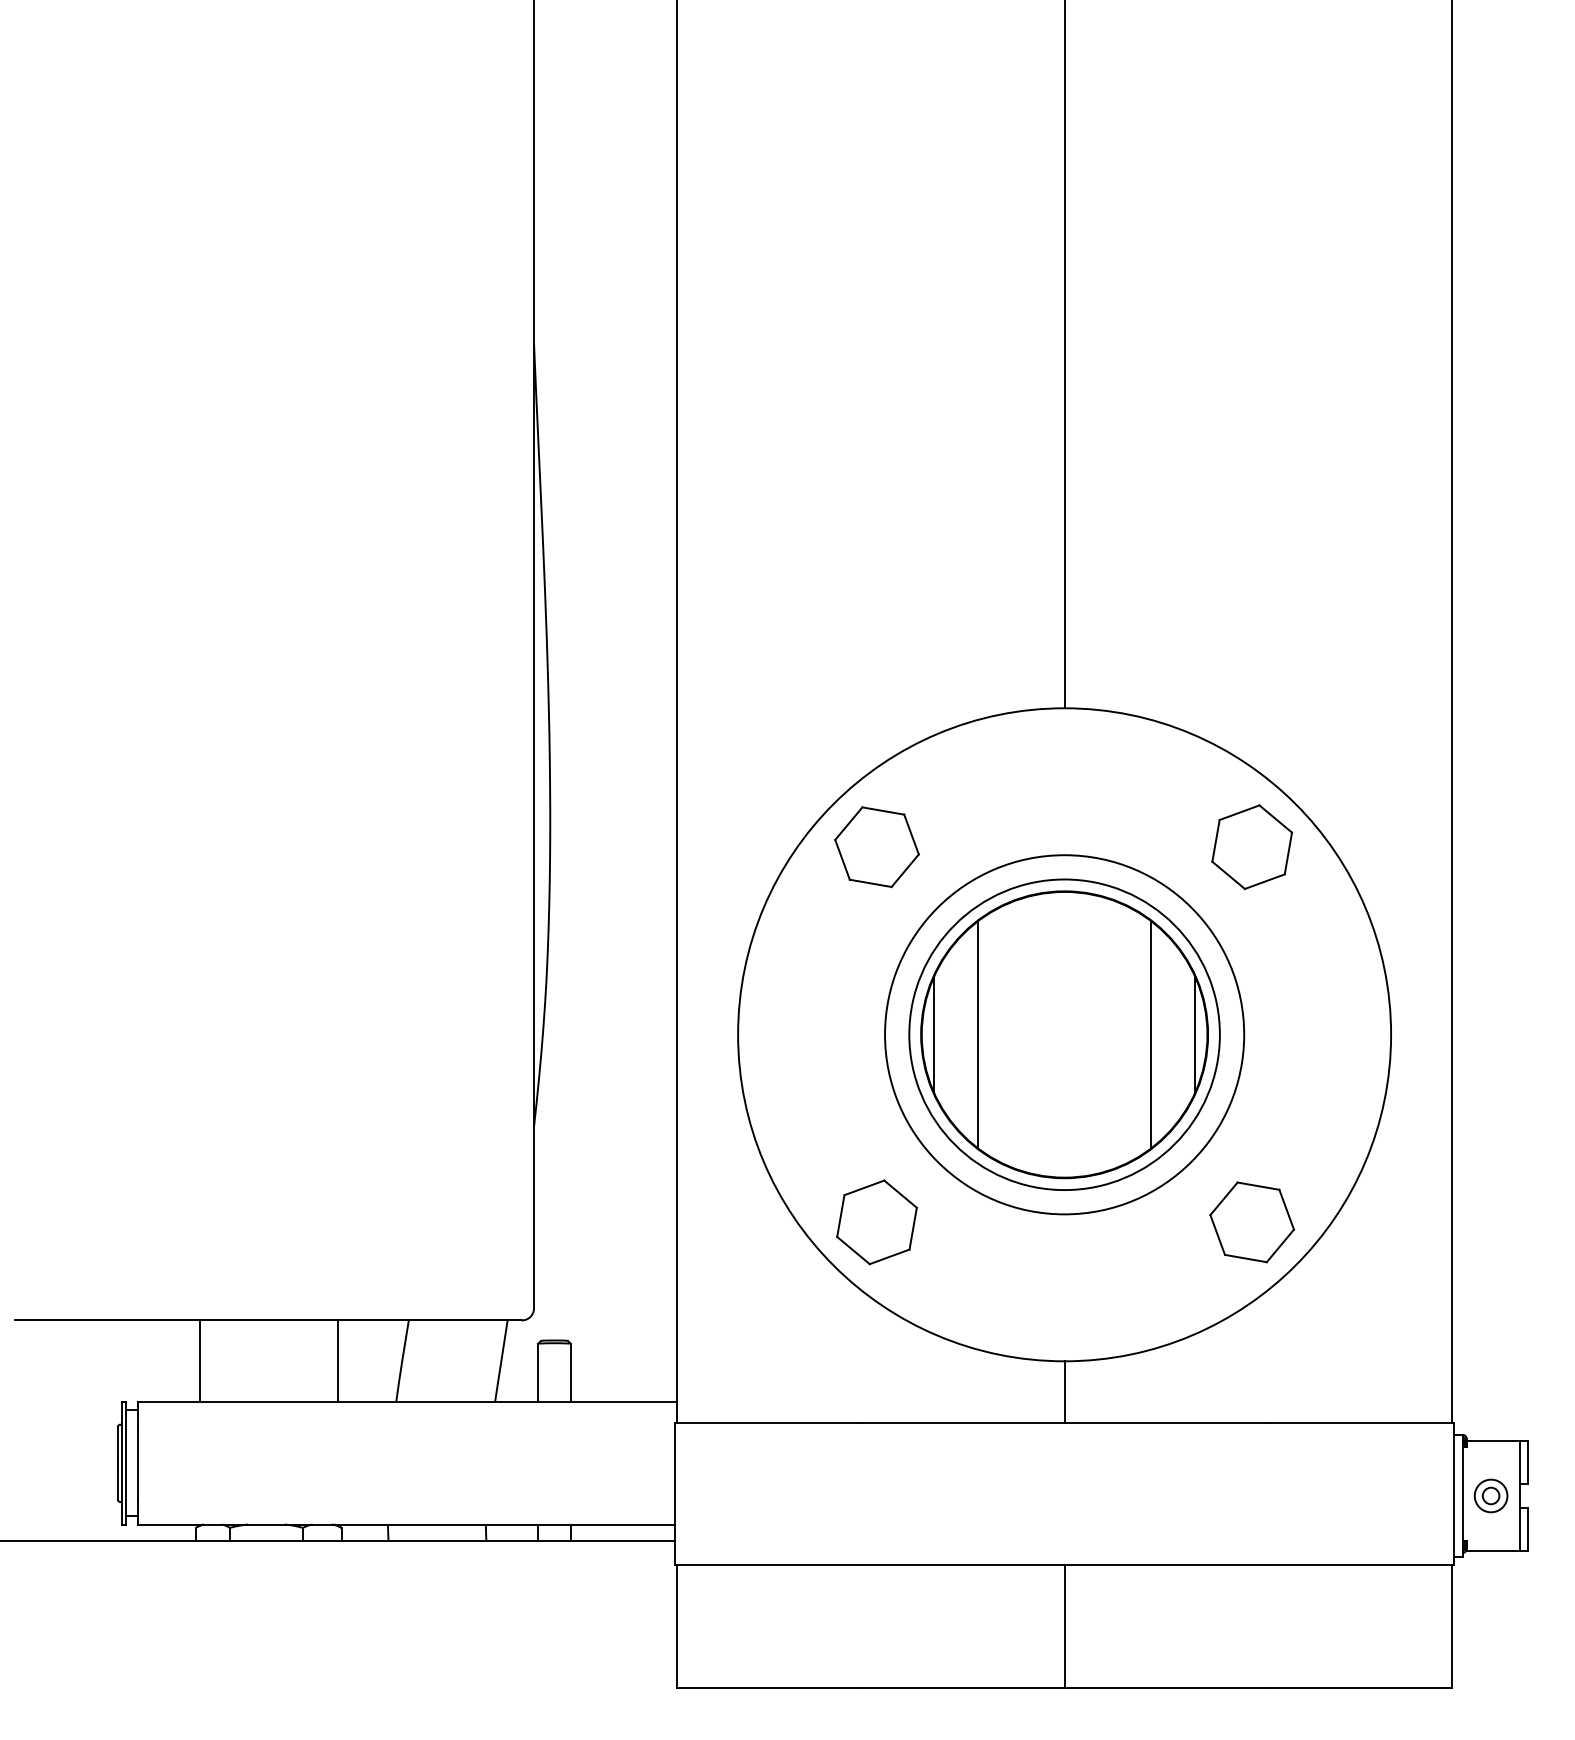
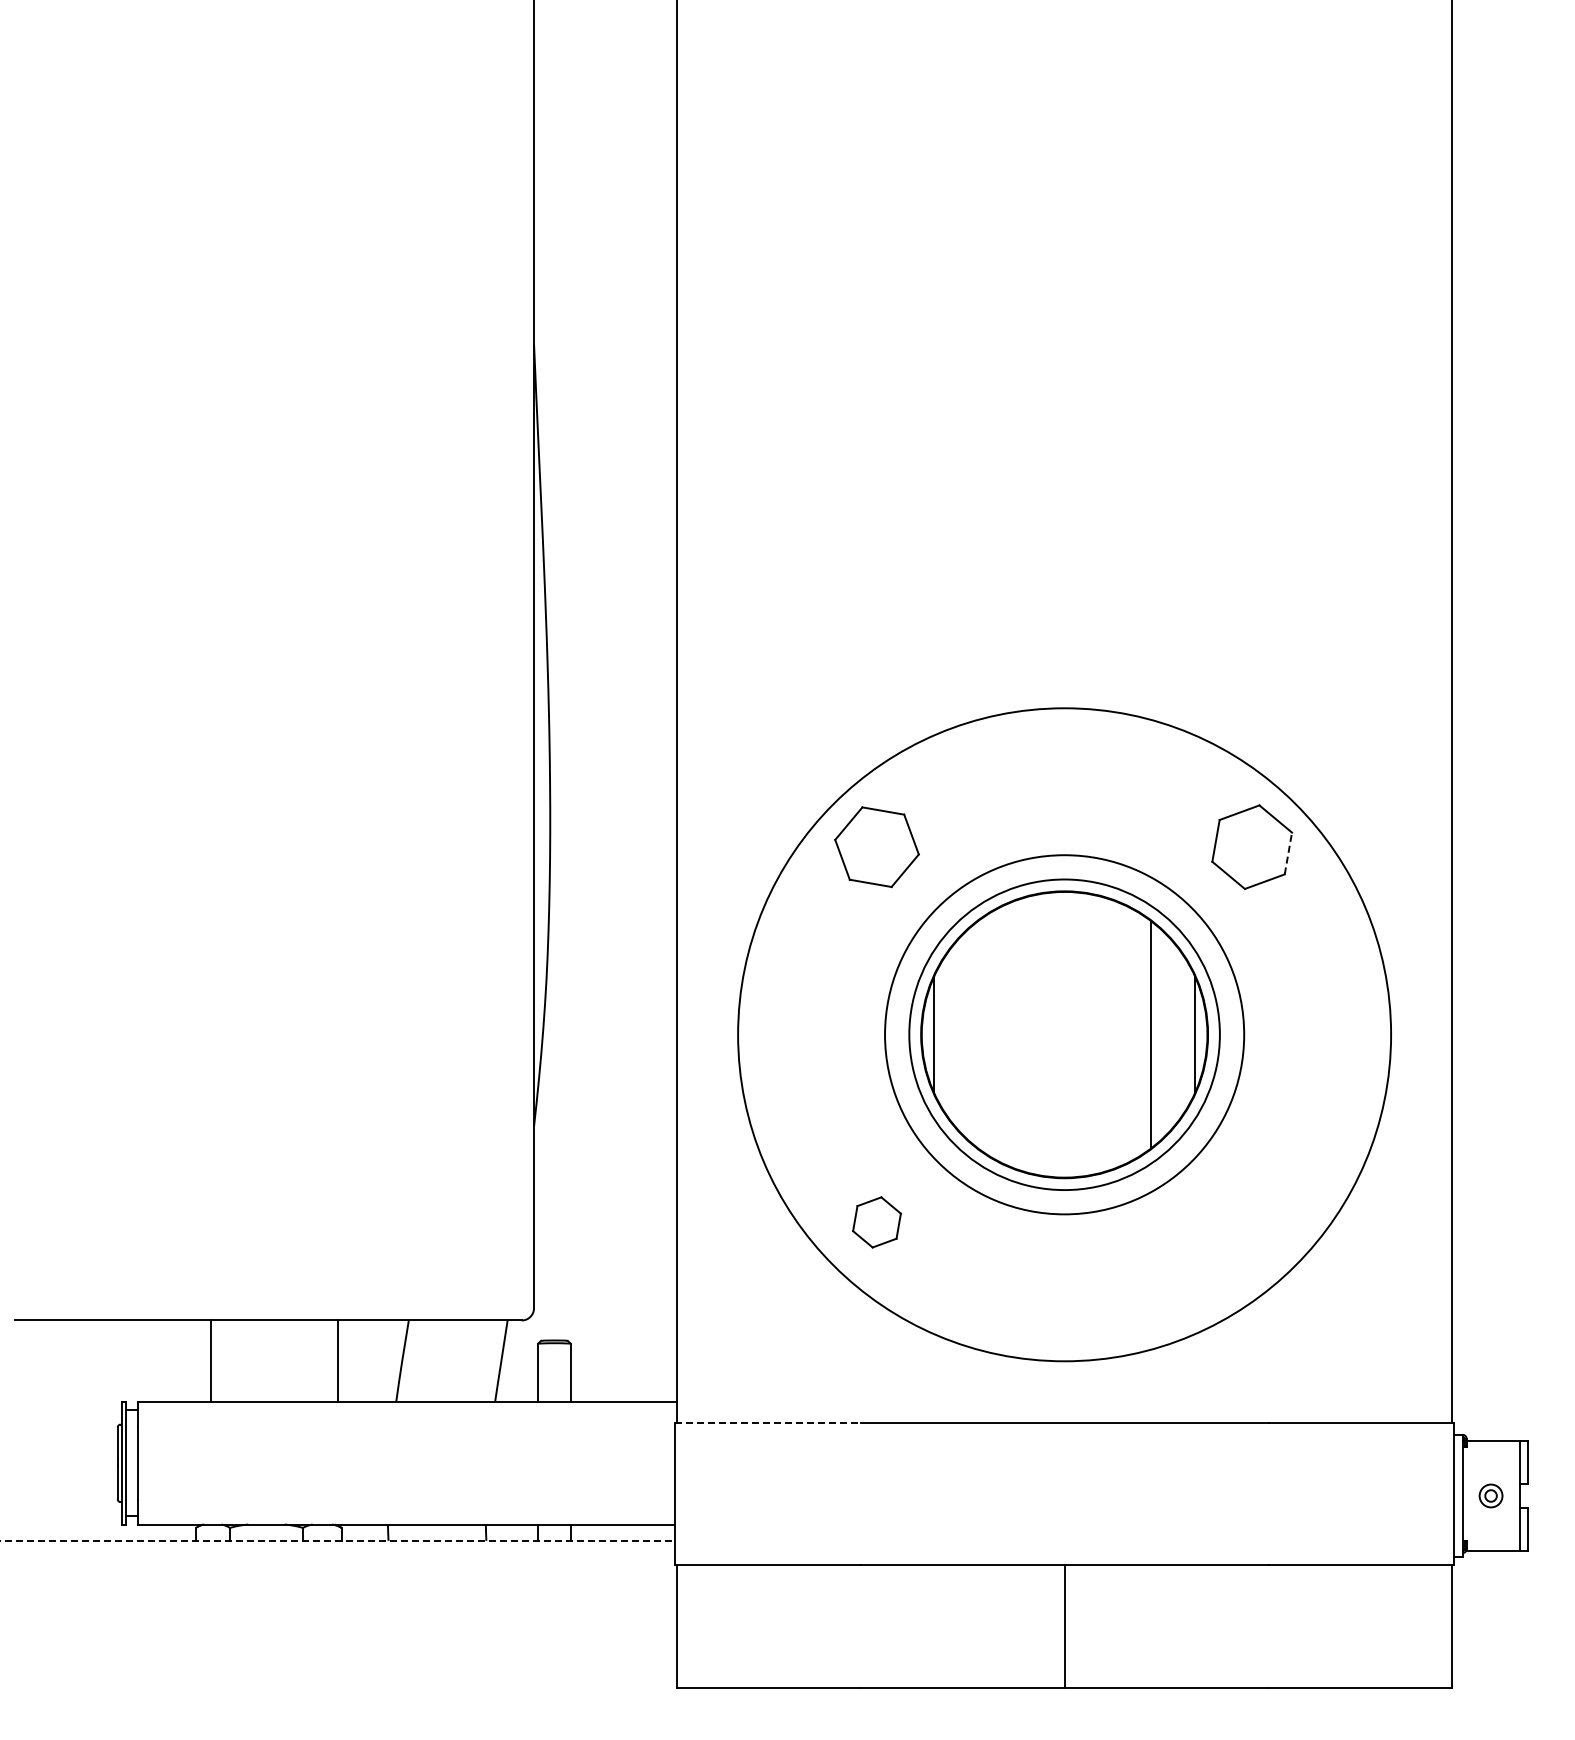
line: present -> none (1064, 355)
line: solid -> dashed (1288, 853)
line: present -> none (978, 1034)
part size: 82x87 px -> 50x53 px (876, 1222)
part: present -> none (1252, 1222)
line position: (199, 1361) -> (210, 1361) (210, 1361)
line: present -> none (1064, 1391)
line: solid -> dashed (767, 1422)
part size: 36x36 px -> 26x26 px (1490, 1495)
line: solid -> dashed (338, 1540)
